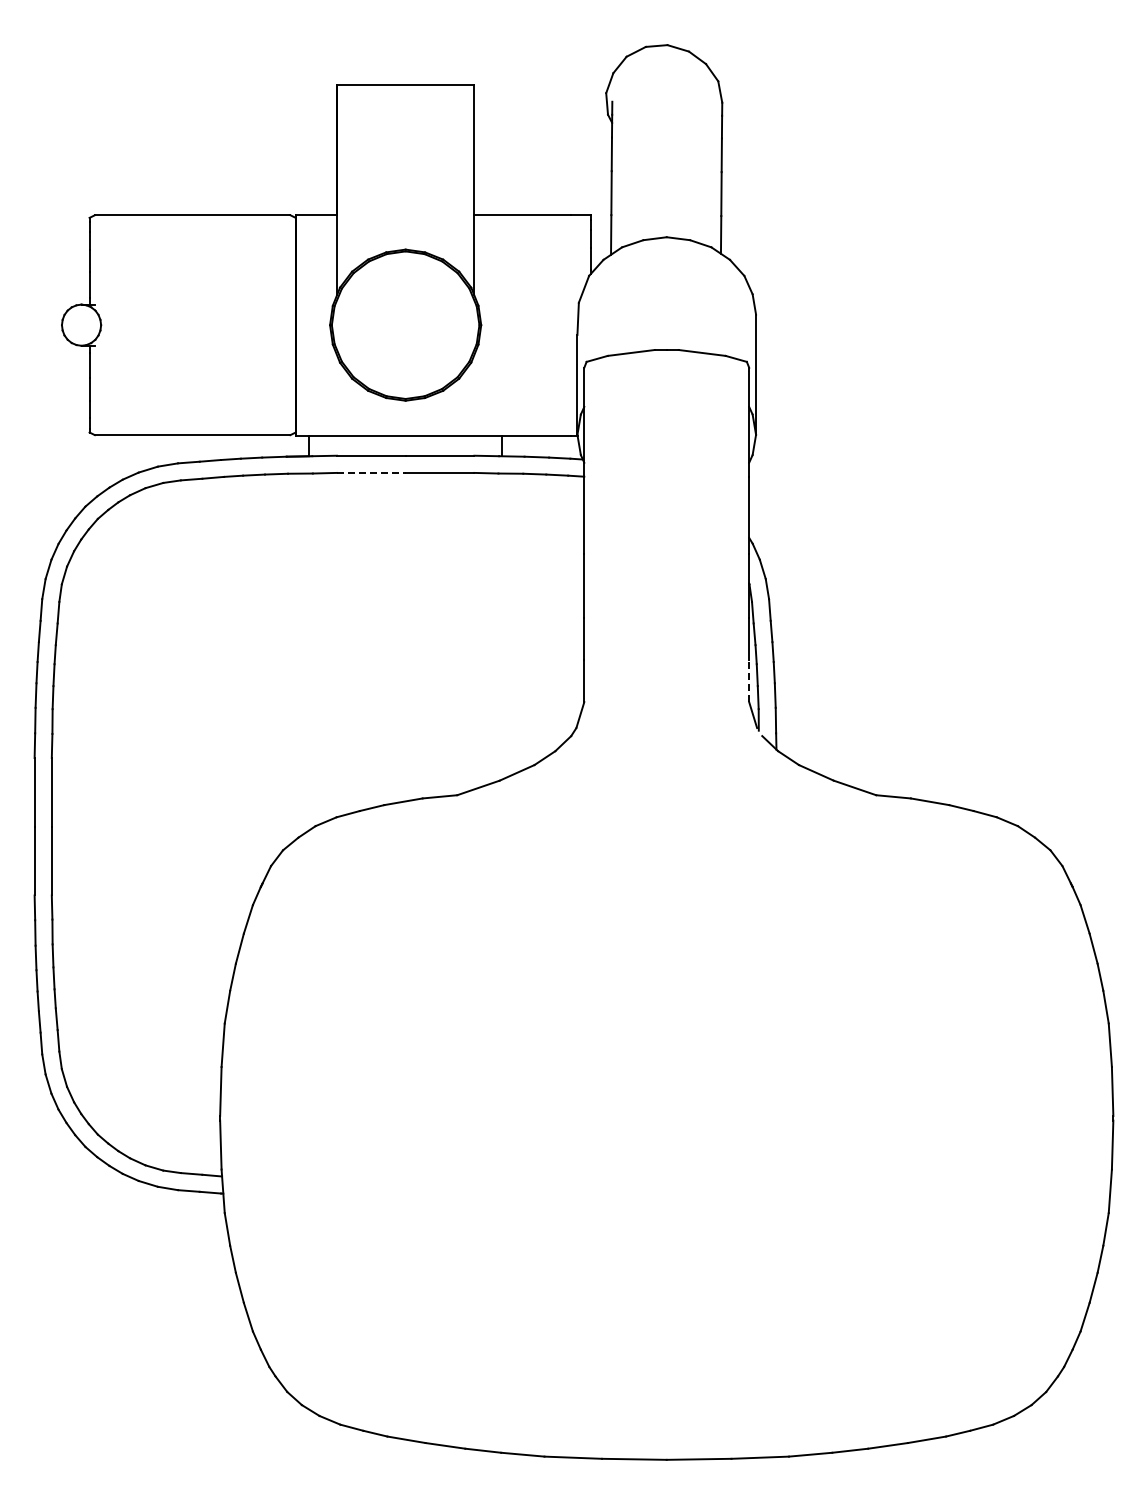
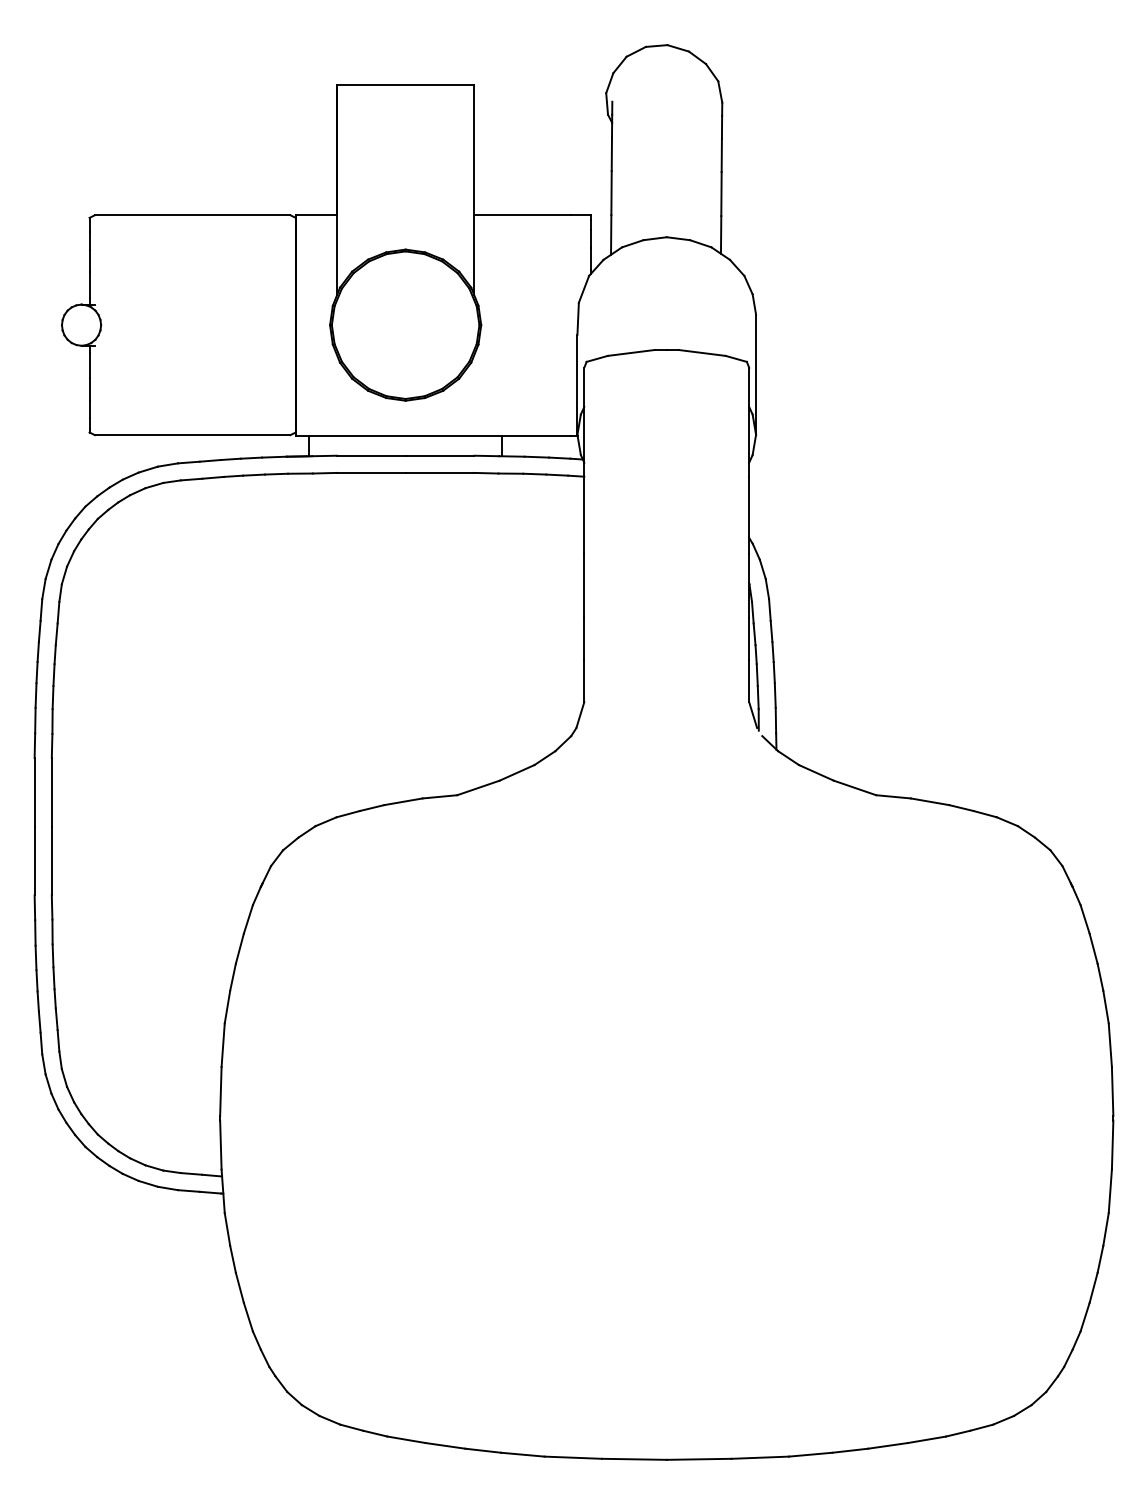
line: dashed -> solid (371, 472)
line: dashed -> solid (749, 680)
